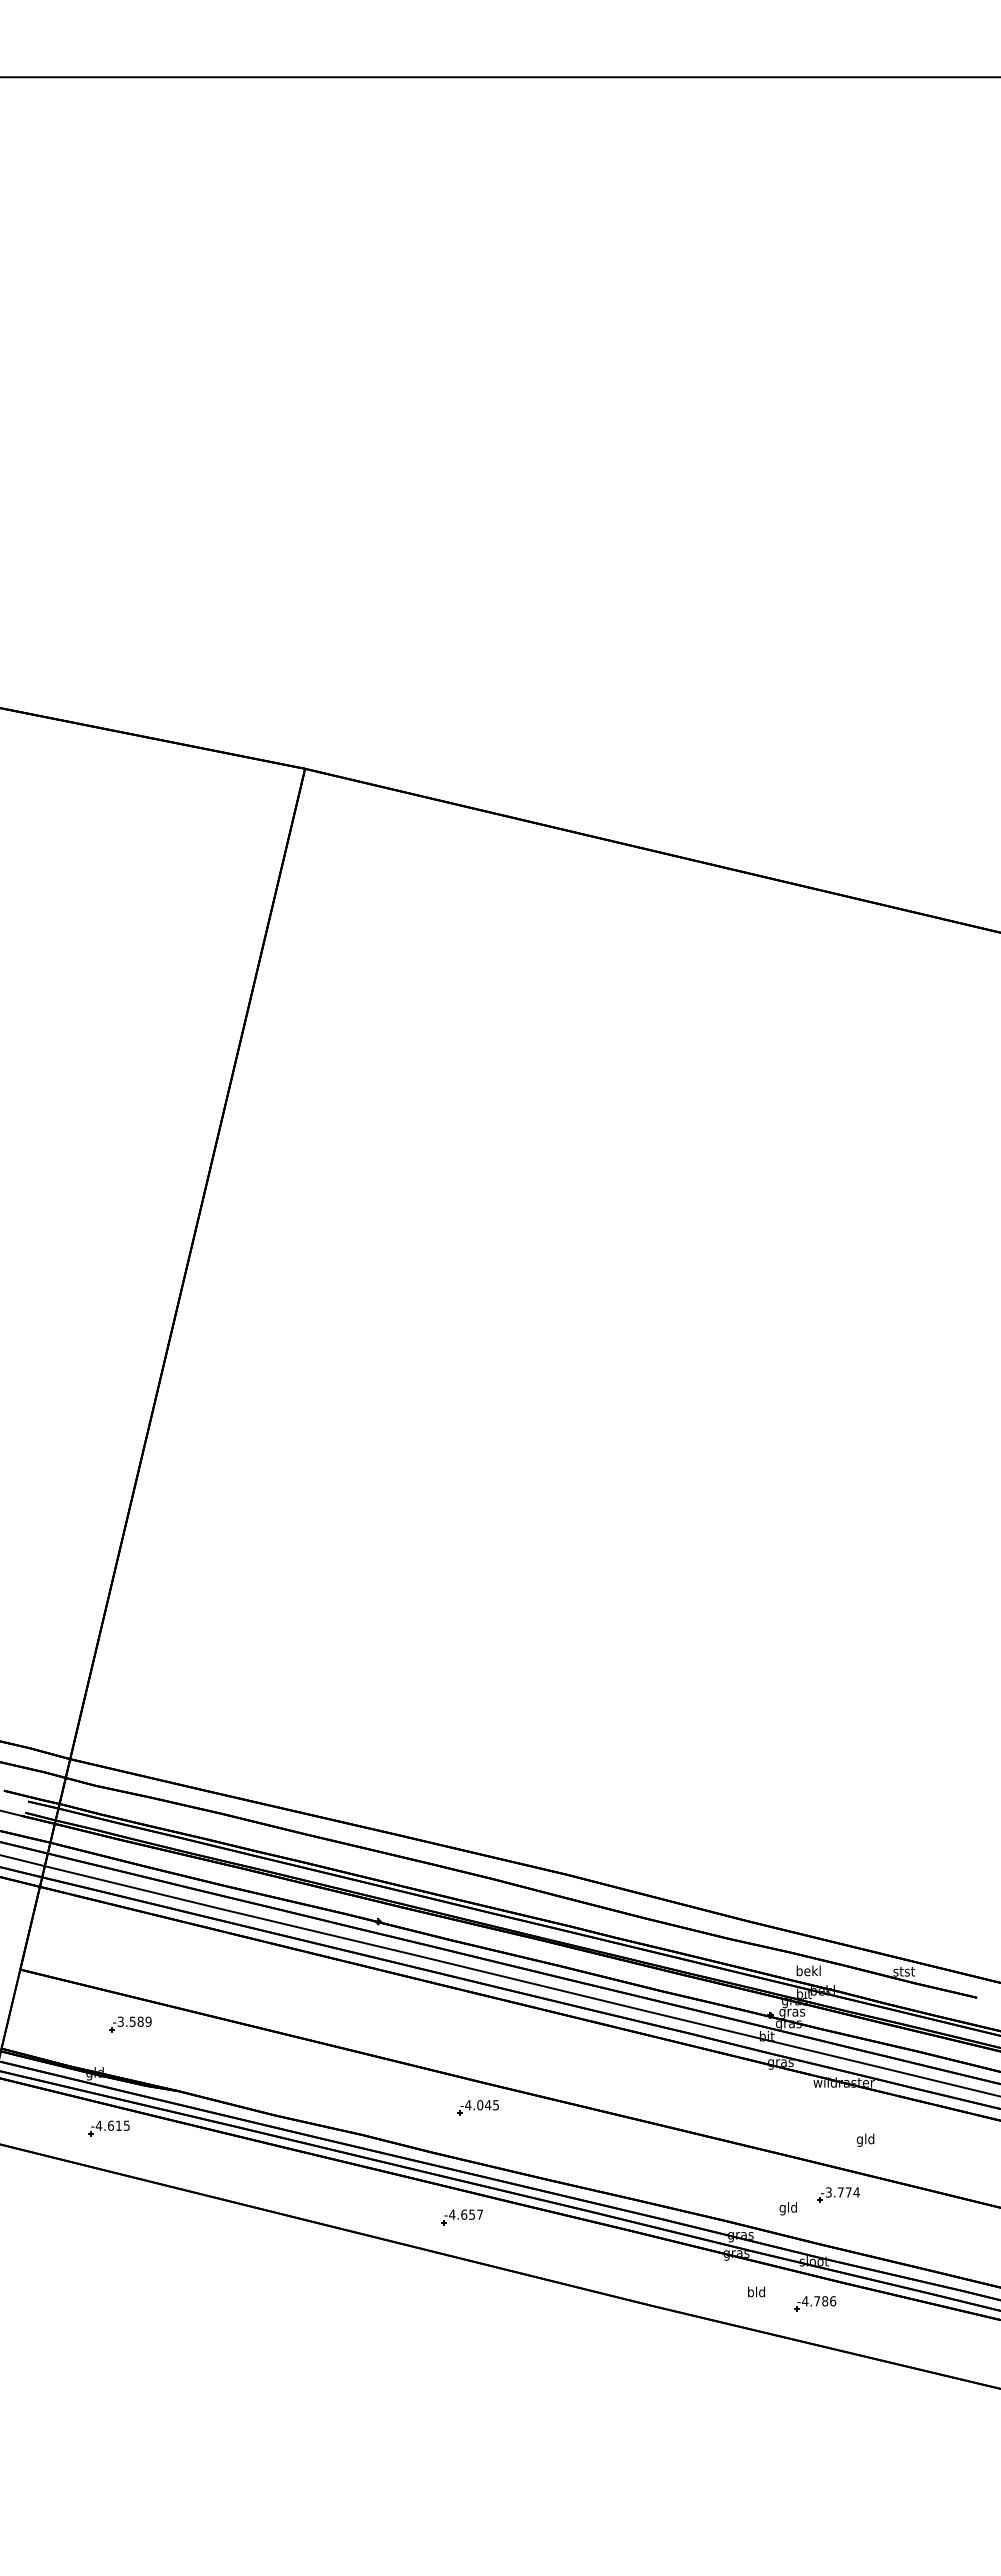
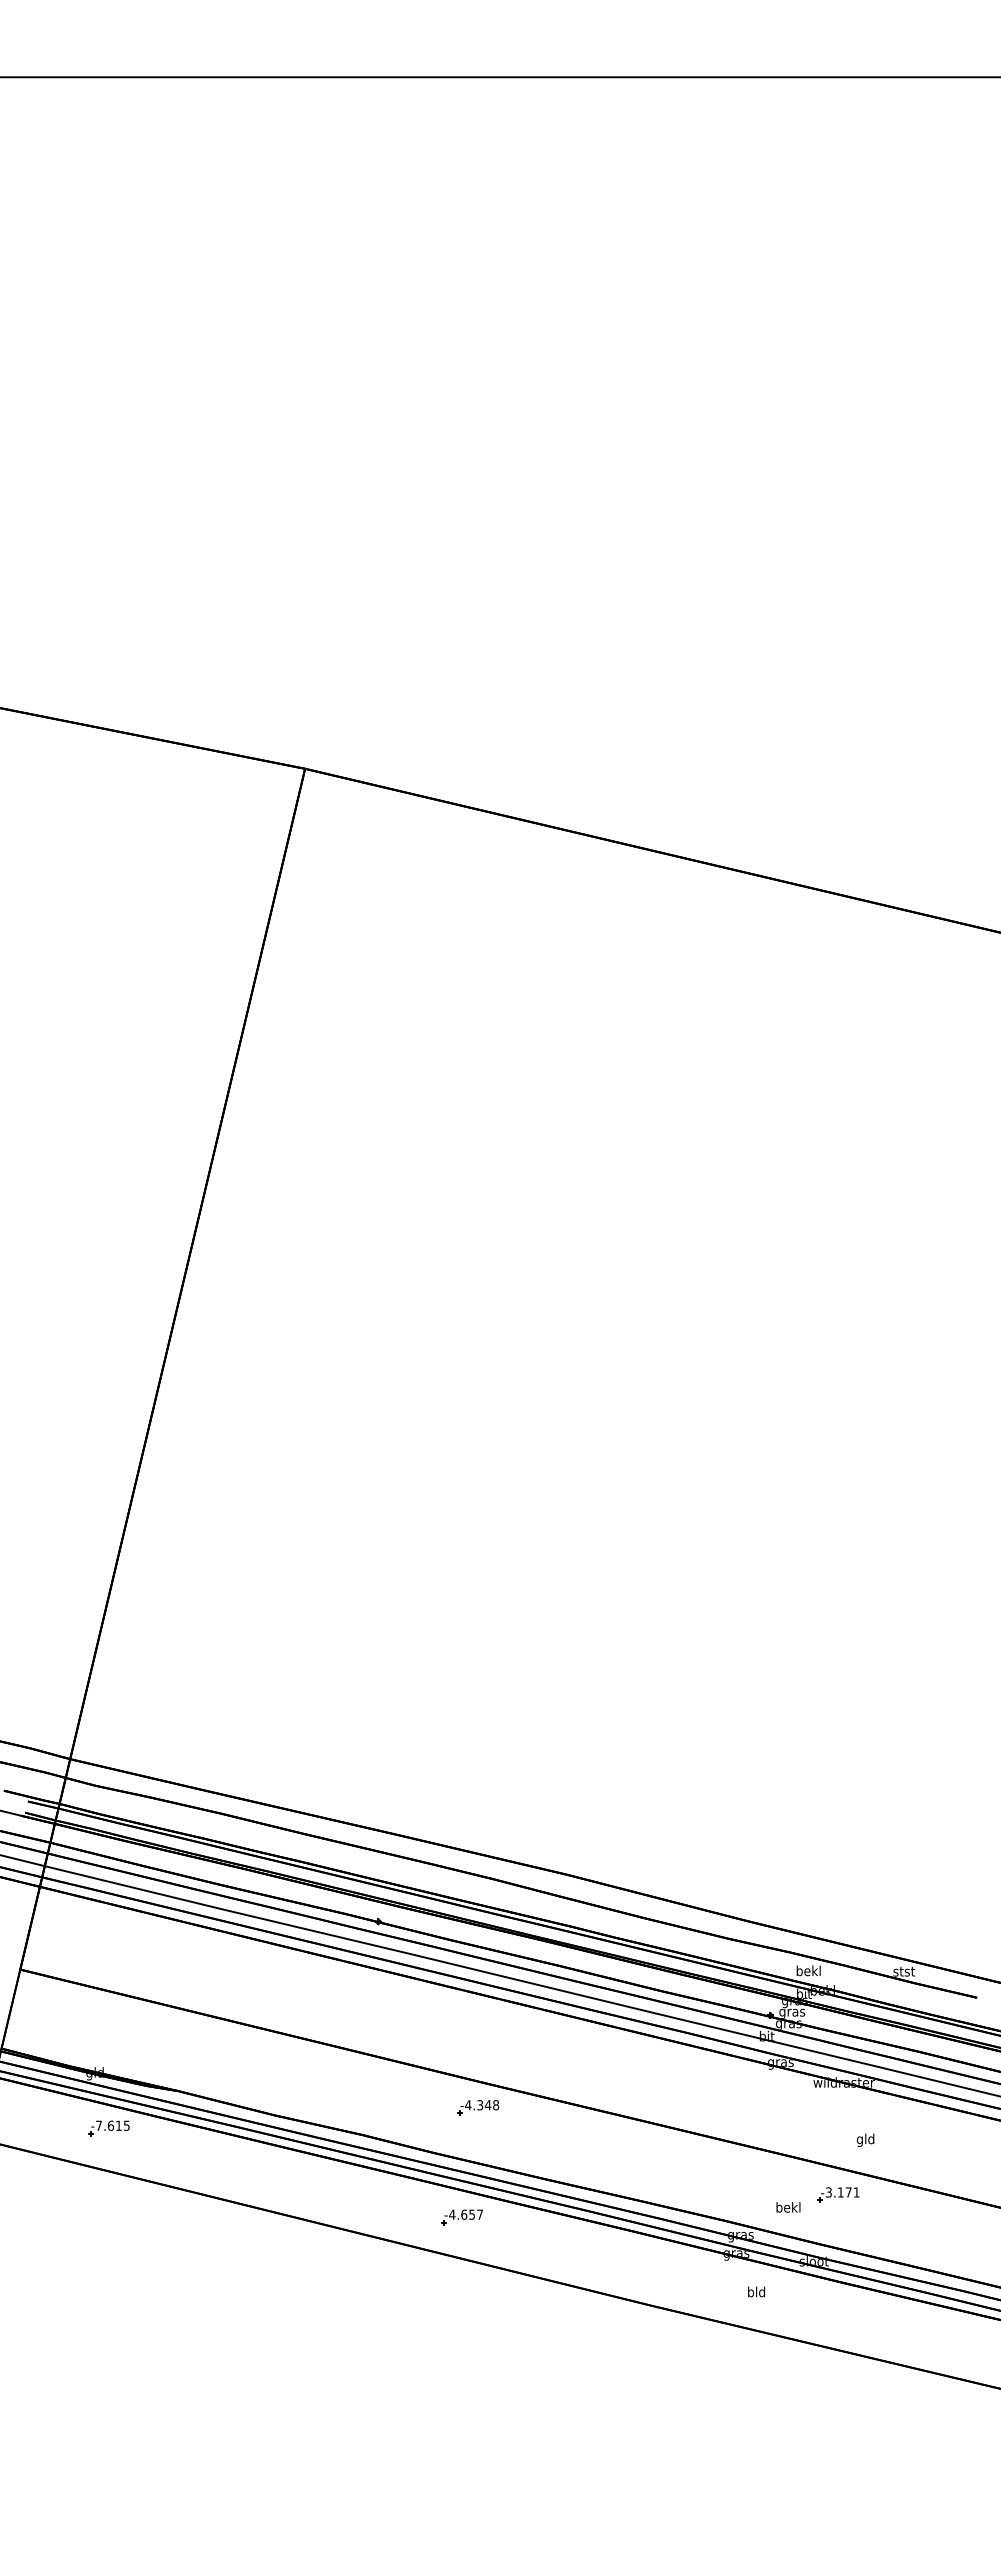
part: present -> none (130, 2024)
text: -4.045 -> -4.348 (488, 2105)
text: -4.615 -> -7.615 (98, 2125)
text: -3.774 -> -3.171 (848, 2192)
text: gld -> bekl (788, 2208)
part: present -> none (815, 2303)
